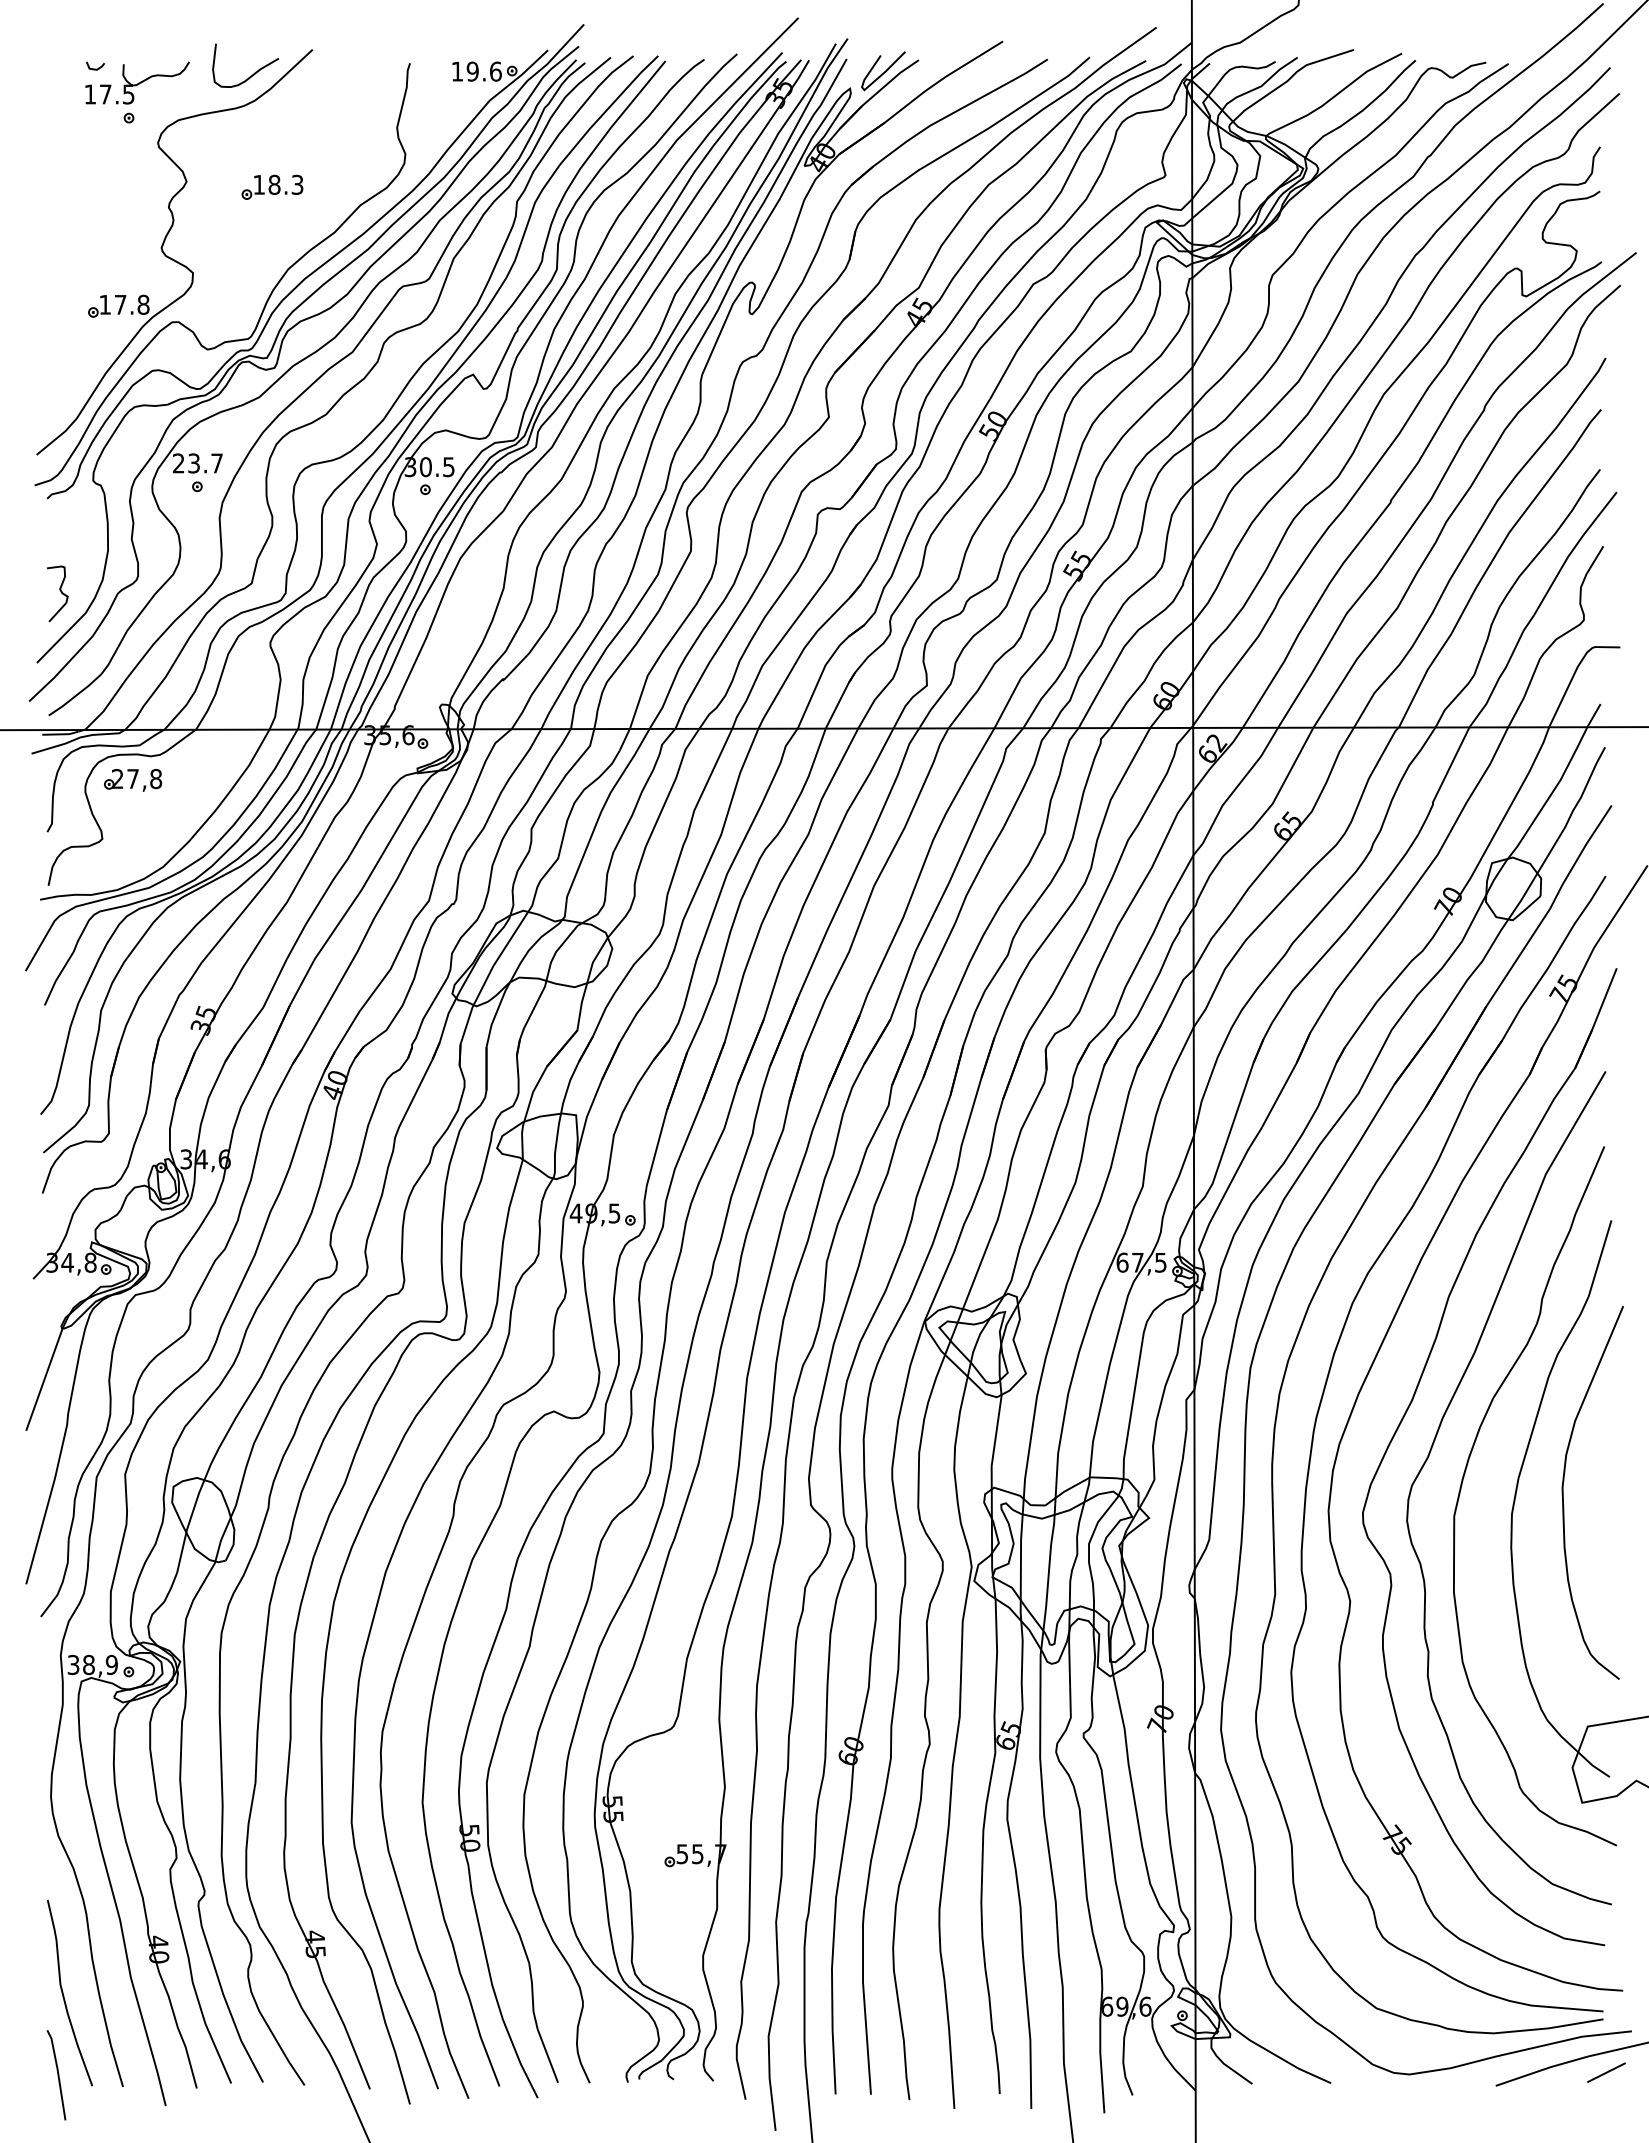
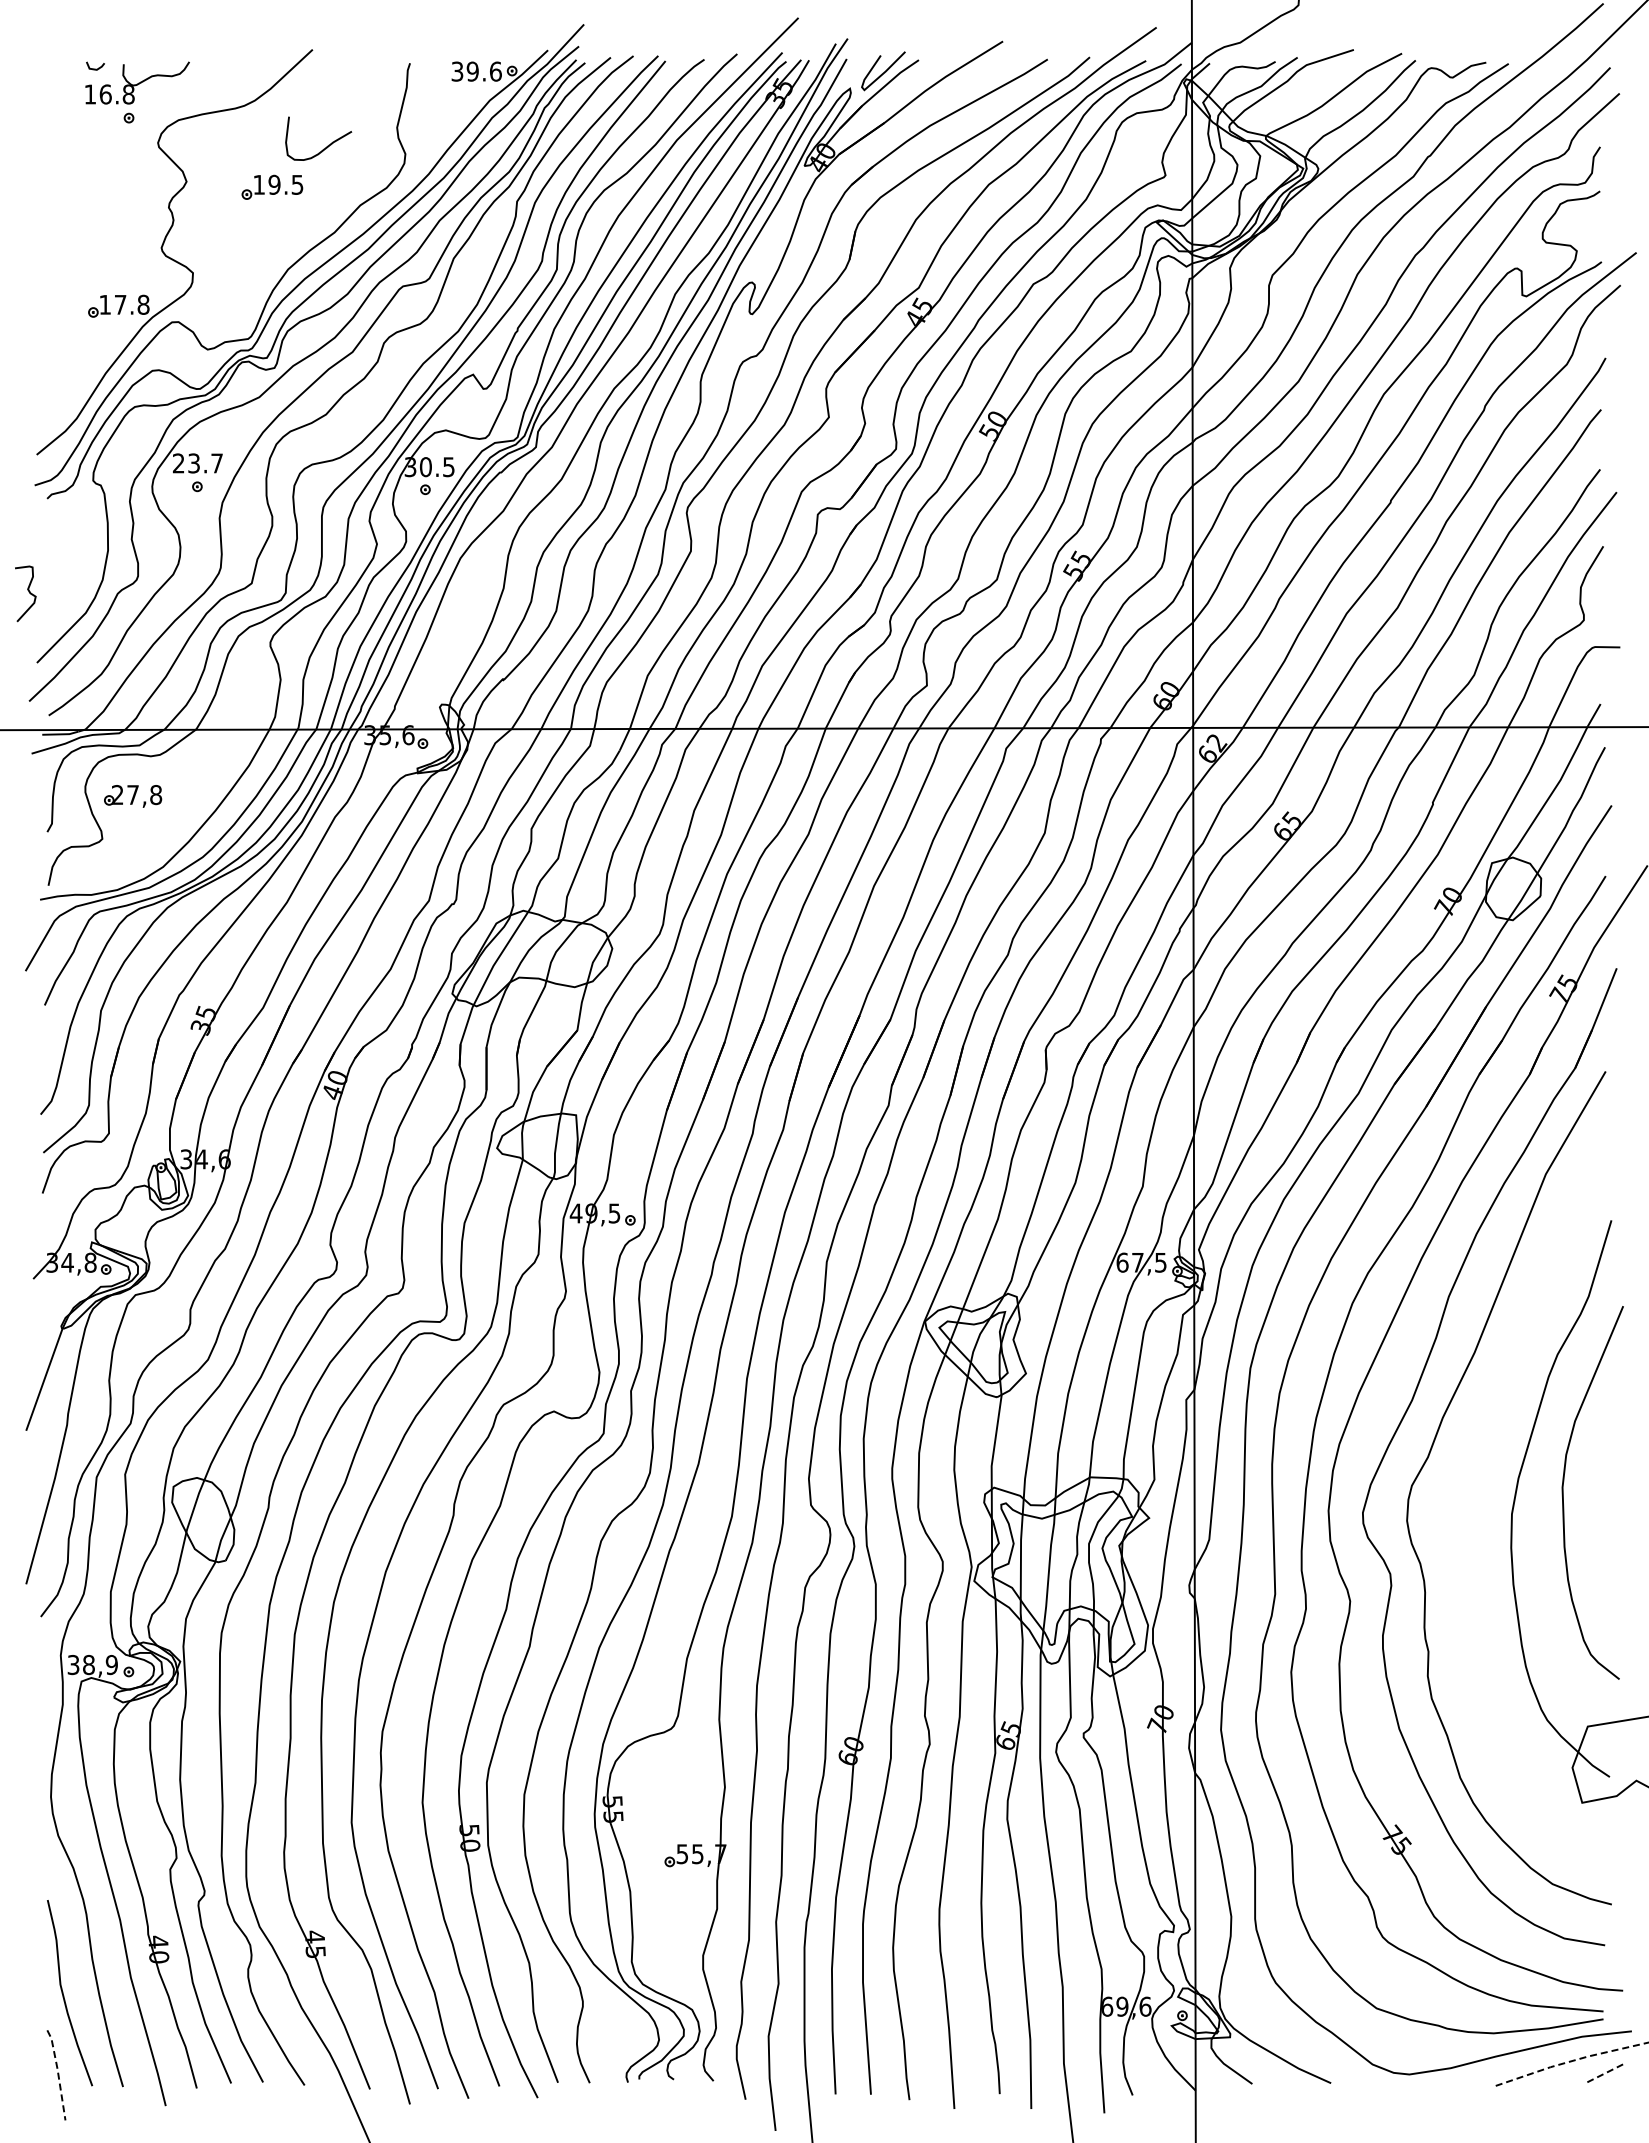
text: 19.6 -> 39.6 (457, 71)
curve position: (250, 75) -> (323, 148) (323, 148)
text: 17.5 -> 16.8 (116, 94)
text: 18.3 -> 19.5 (285, 184)
curve position: (60, 592) -> (28, 592) (28, 592)
part position: (133, 780) -> (133, 796) (133, 796)
curve: present -> none (1465, 1474)
line: solid -> dashed (1571, 2061)
line: solid -> dashed (1606, 2072)
line: solid -> dashed (58, 2073)
